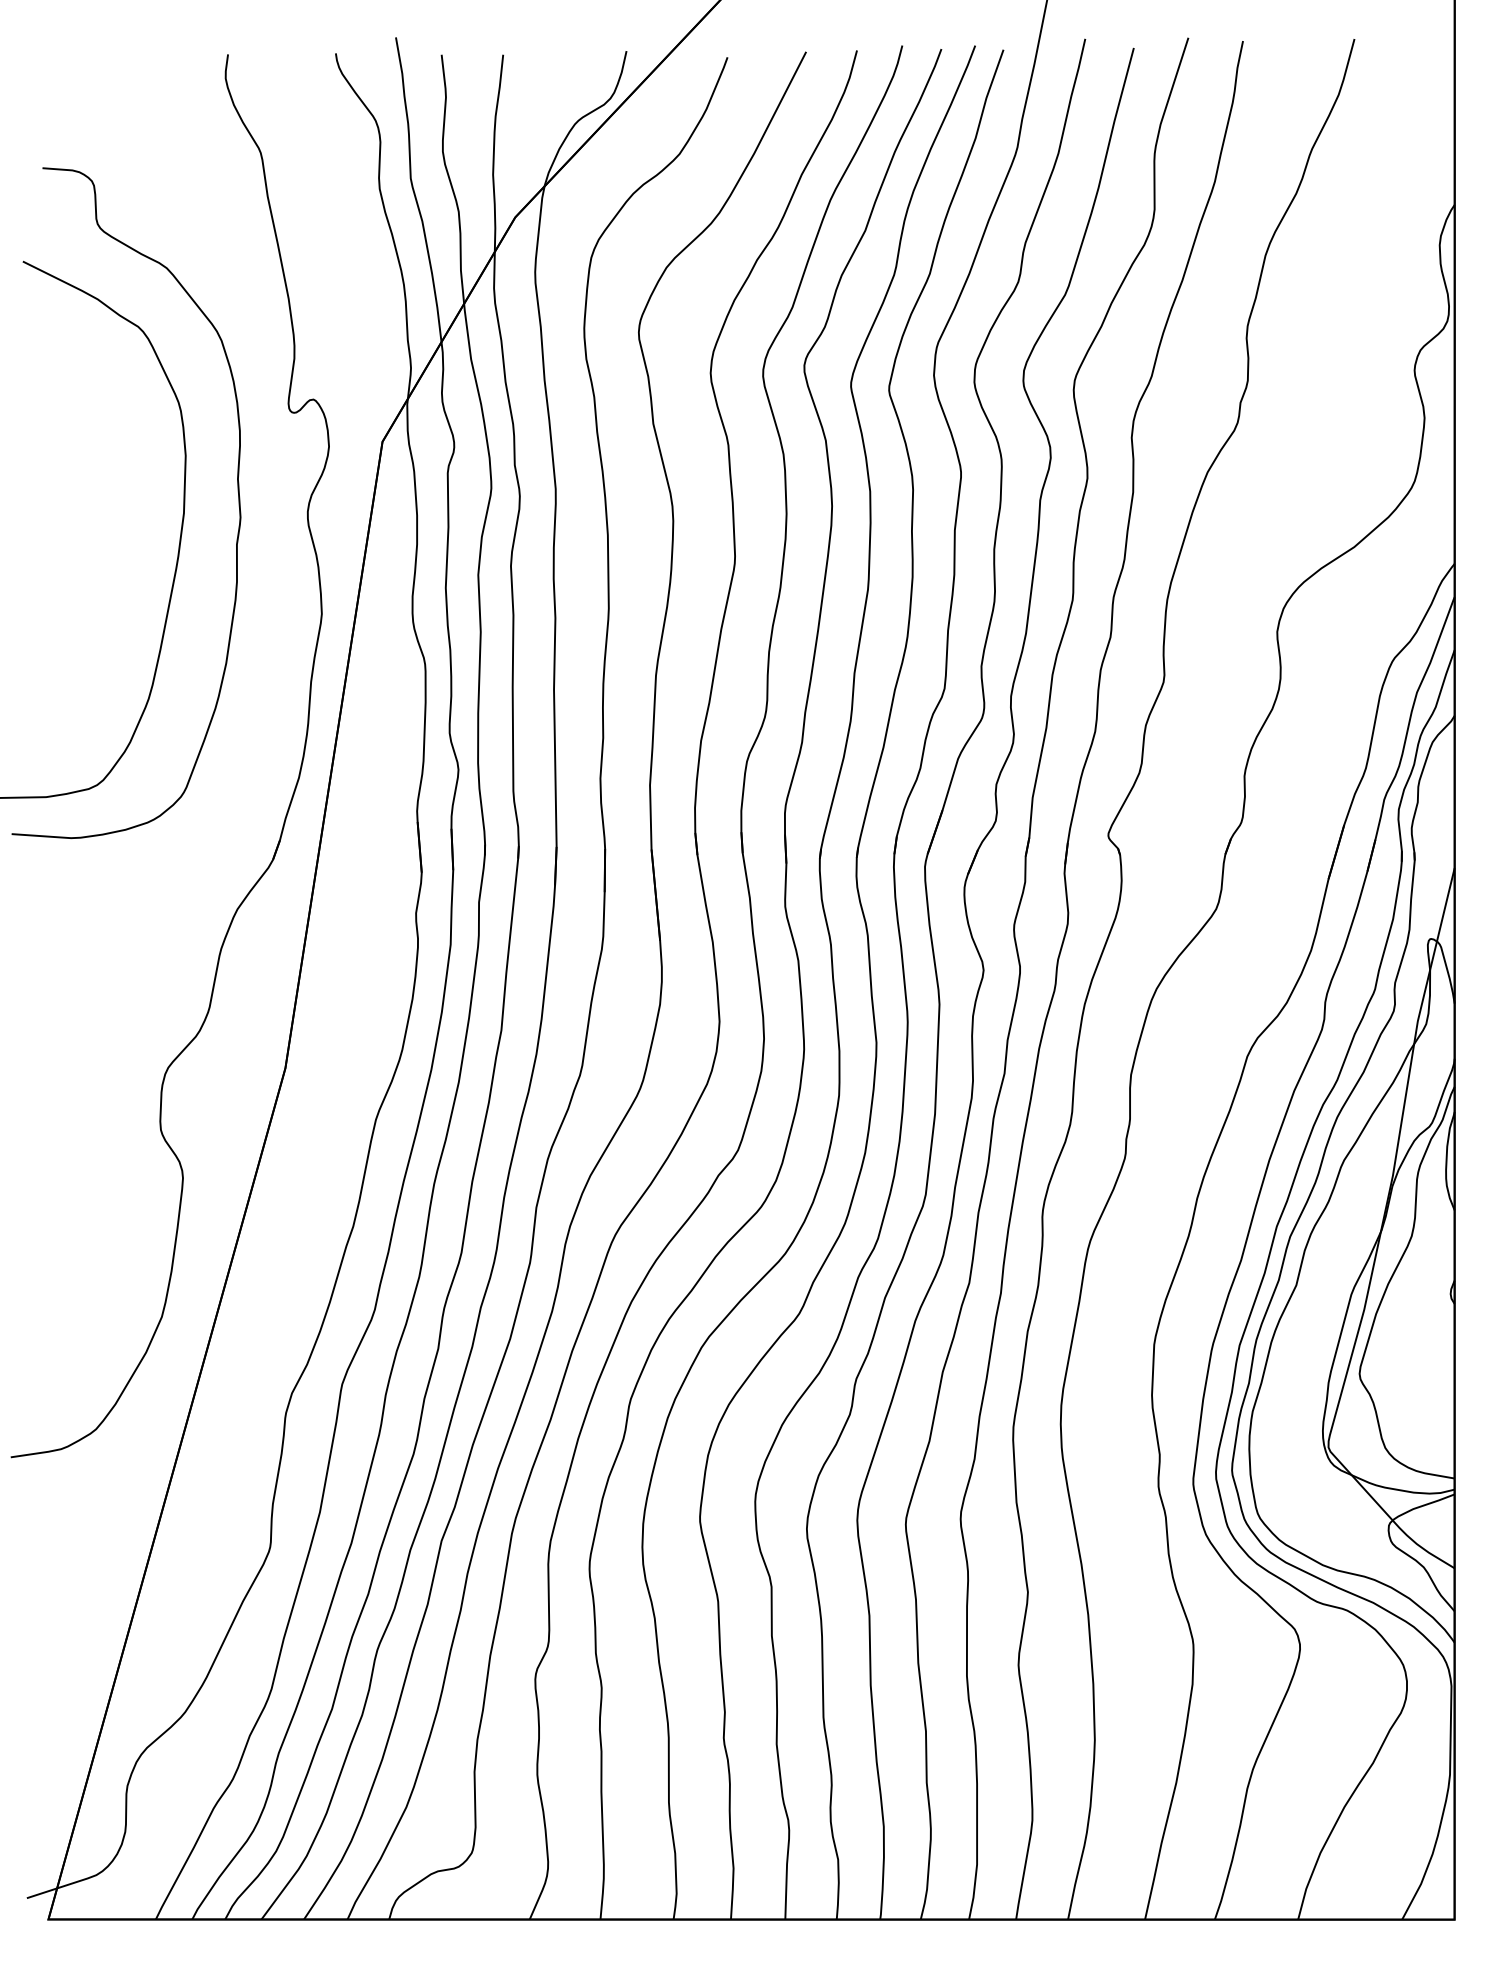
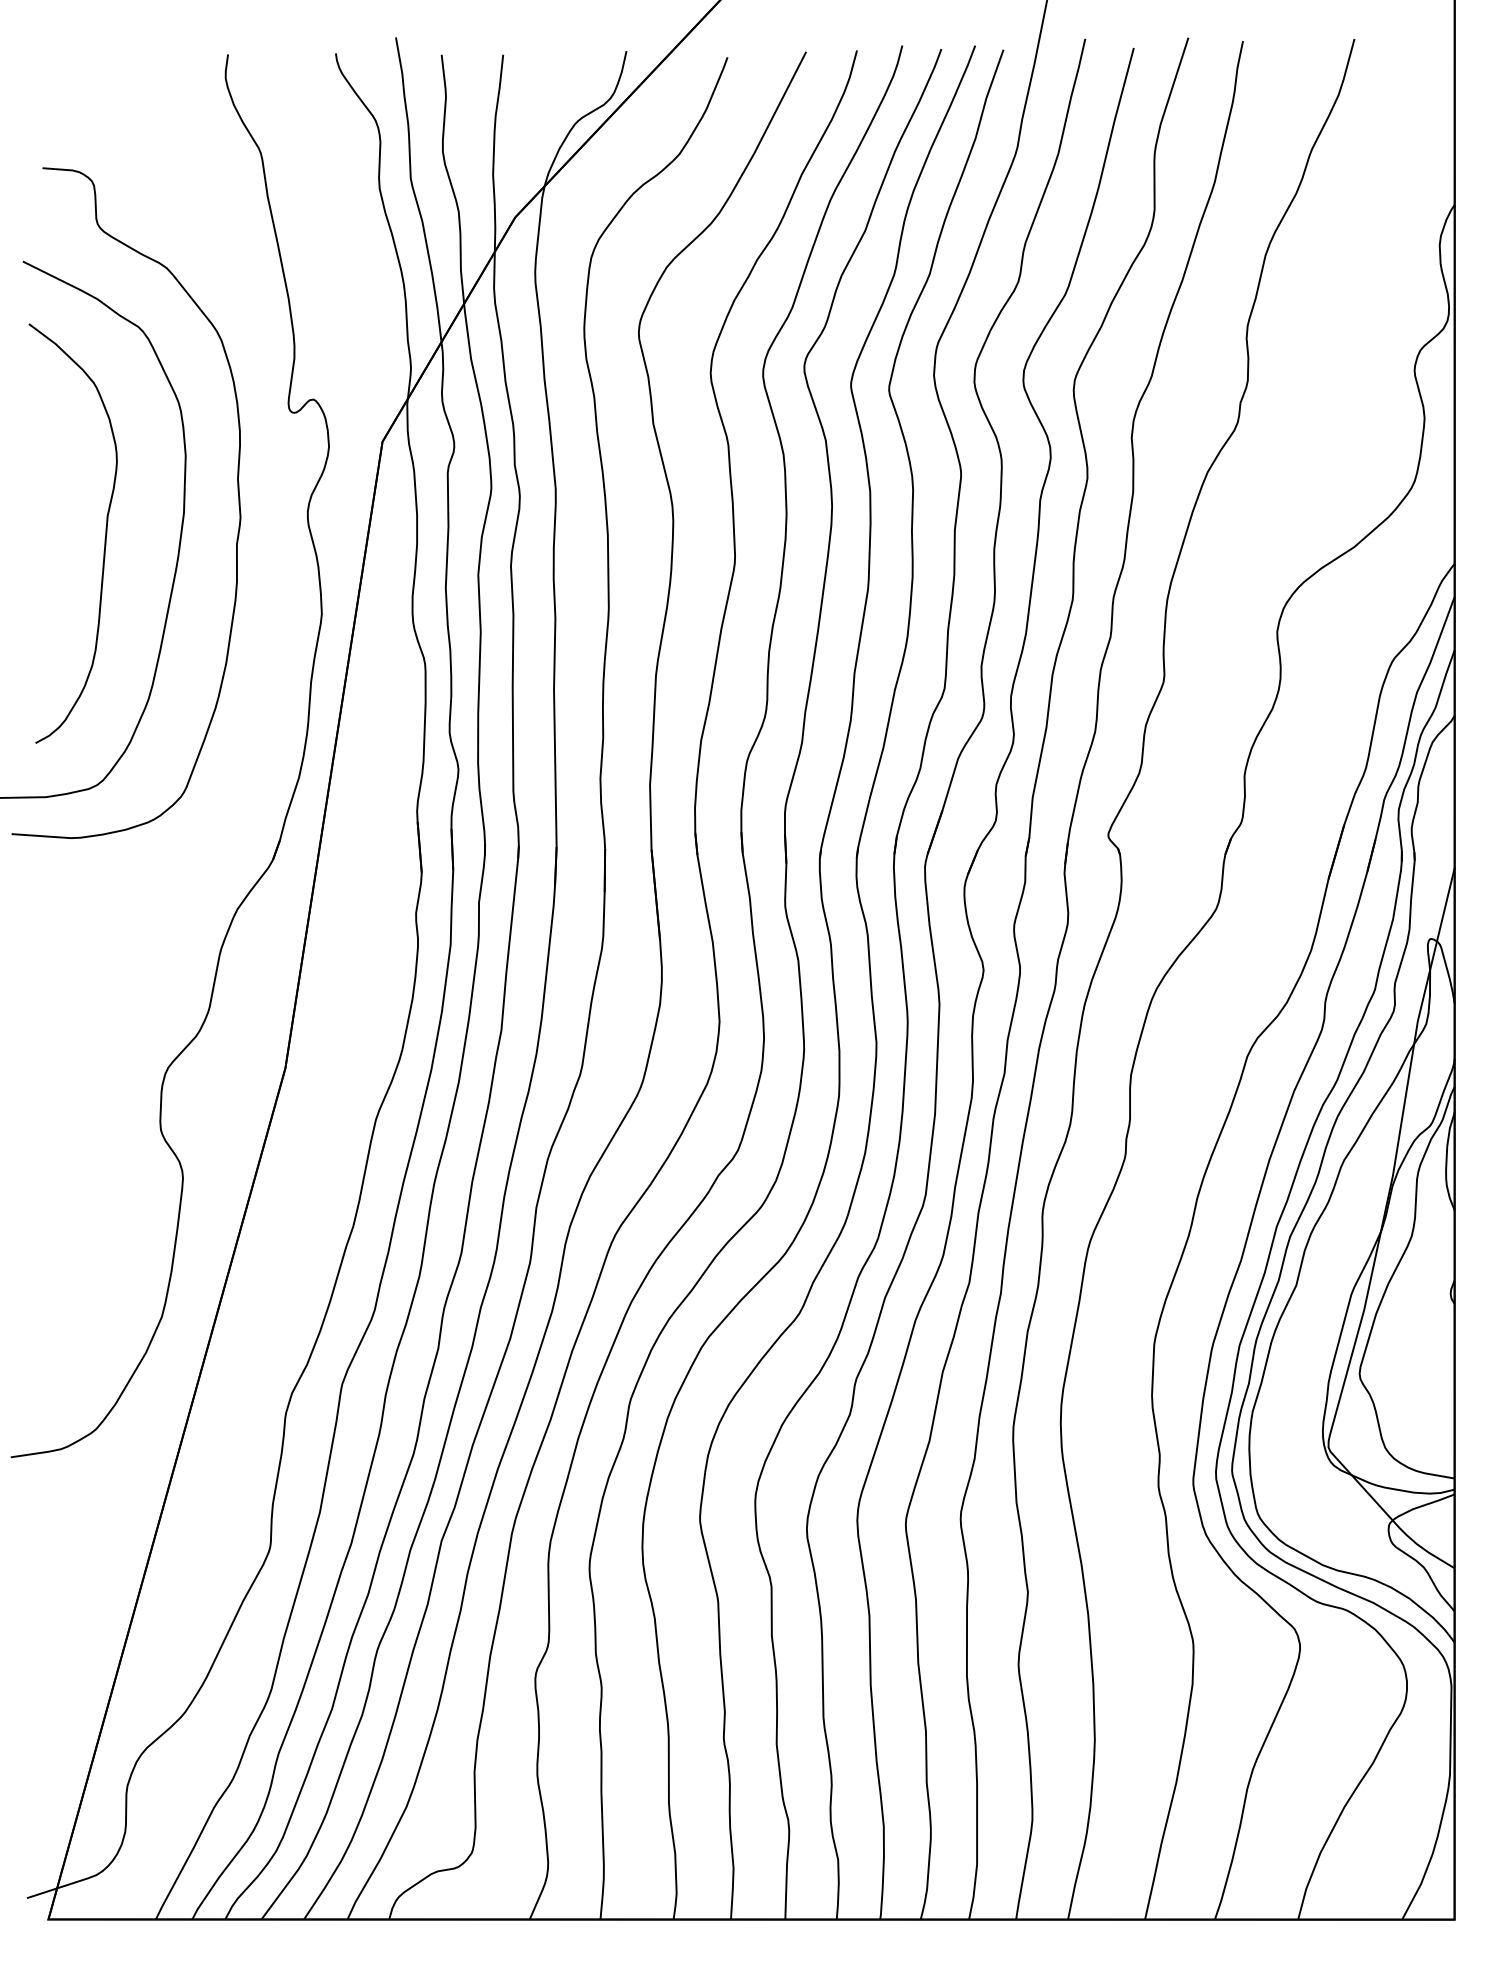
curve: none -> present (104, 539)
